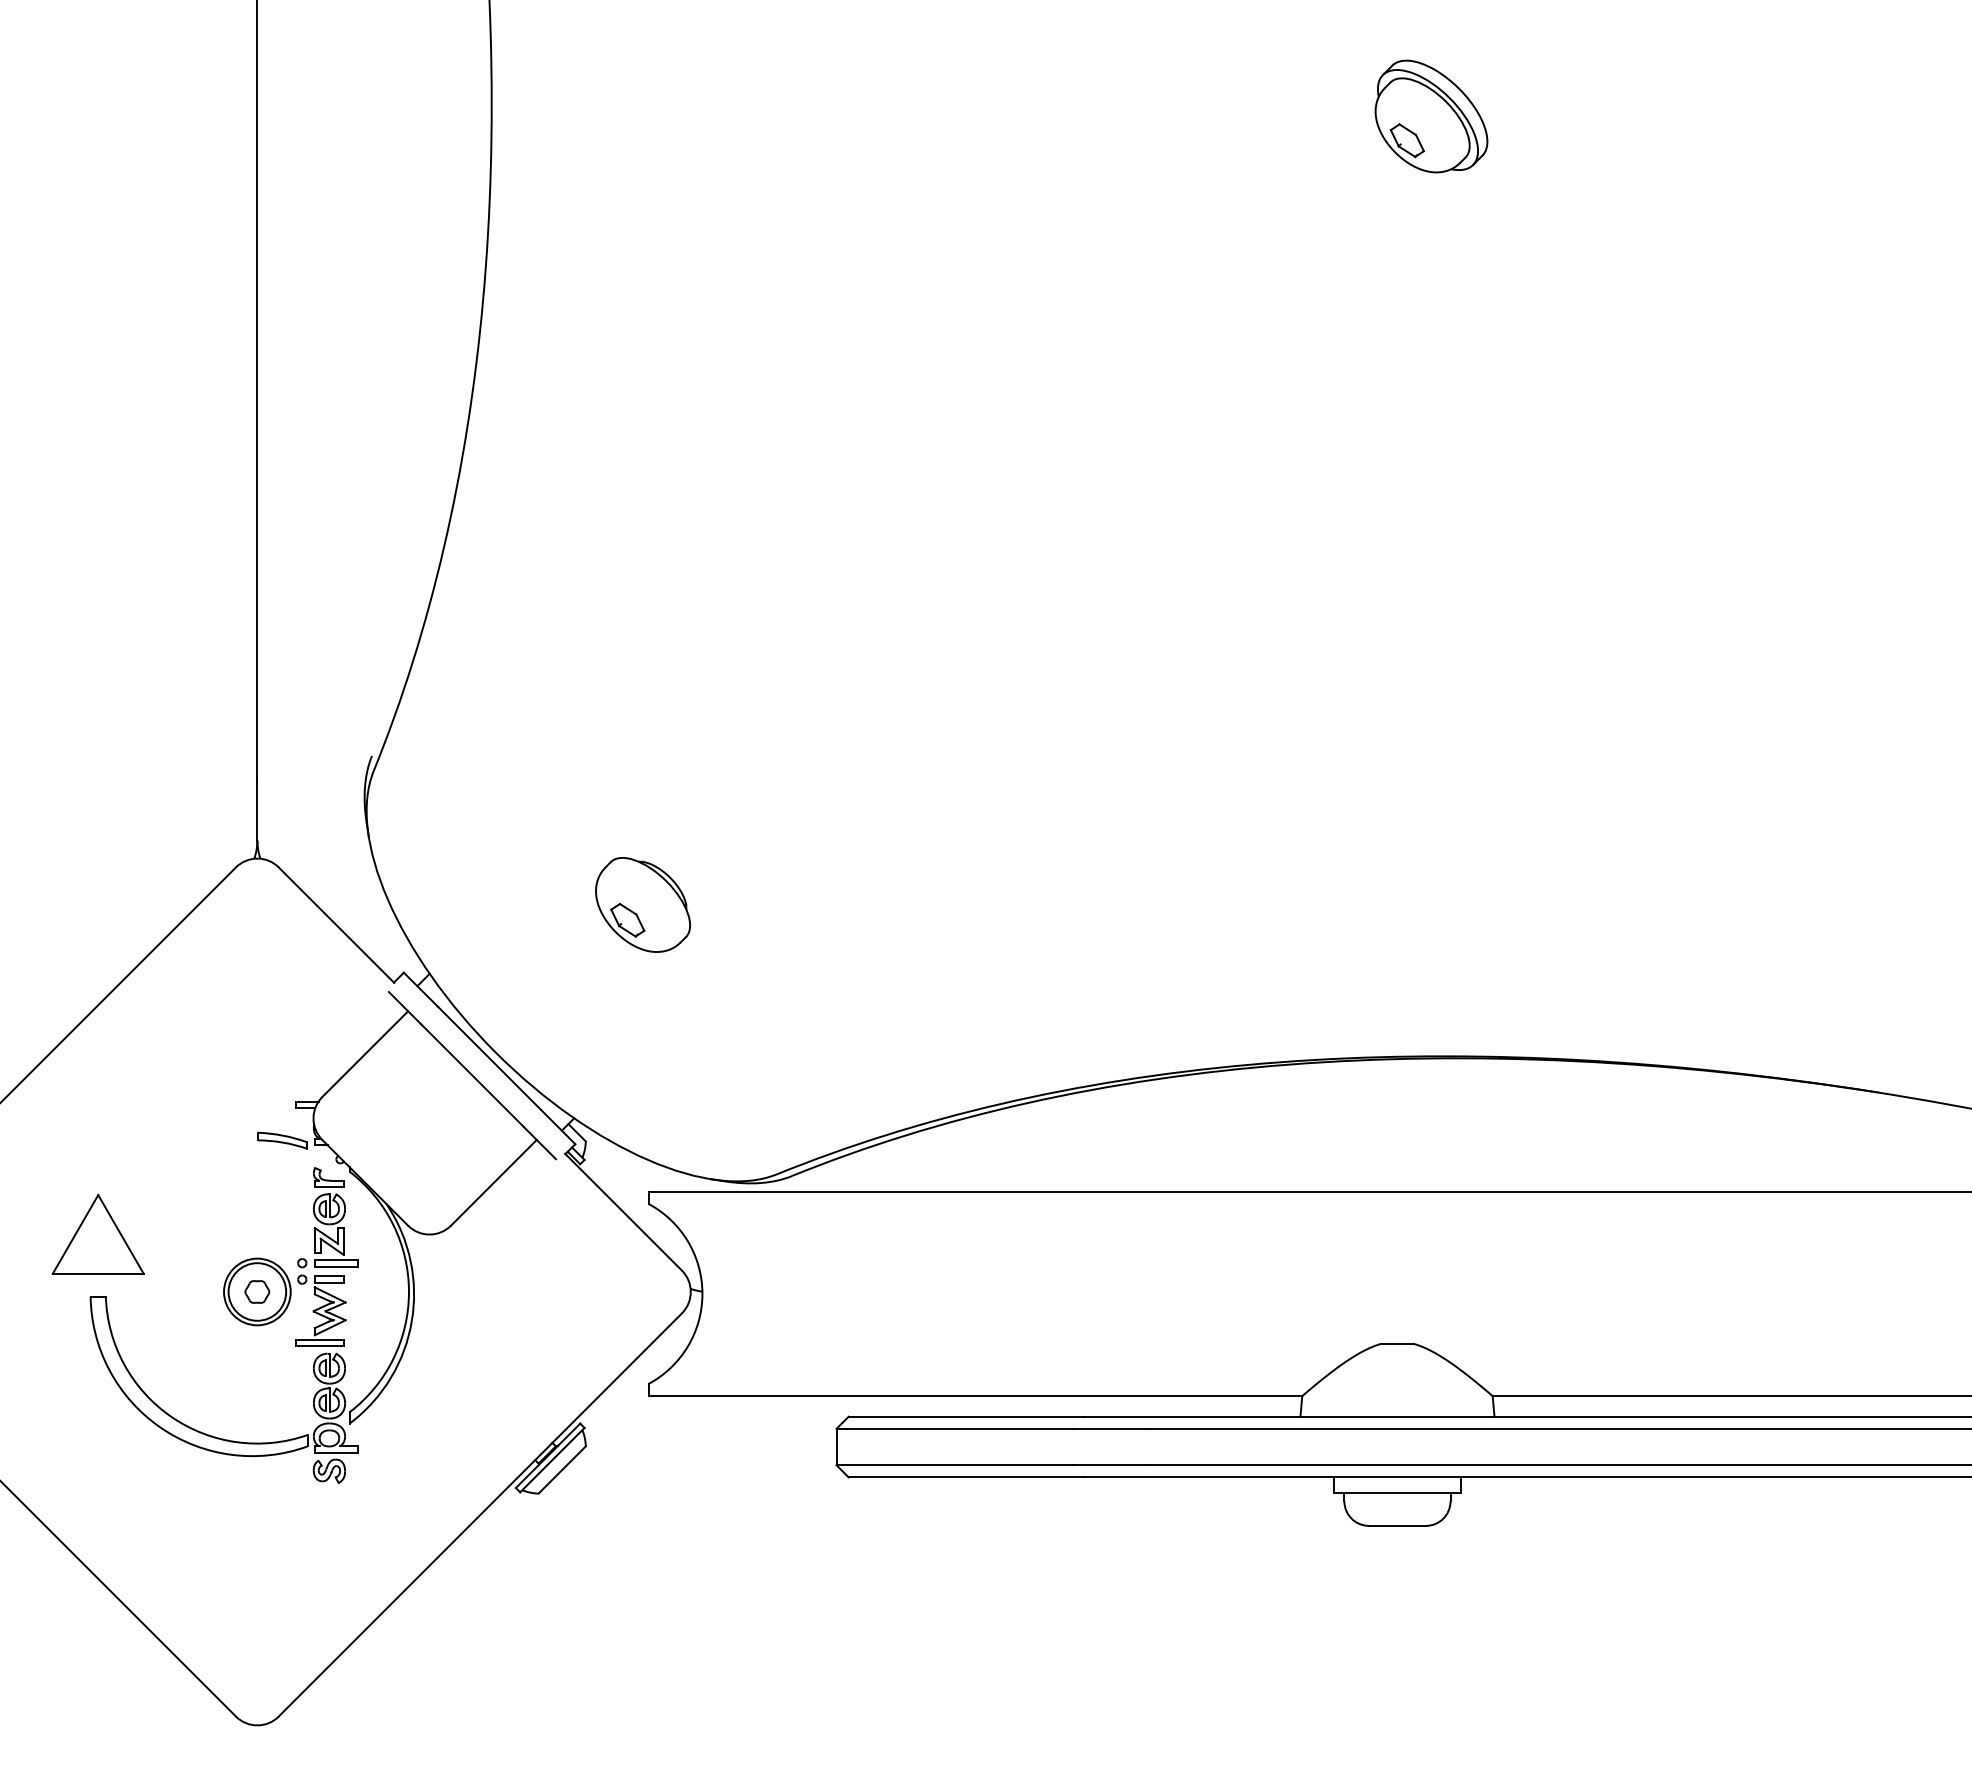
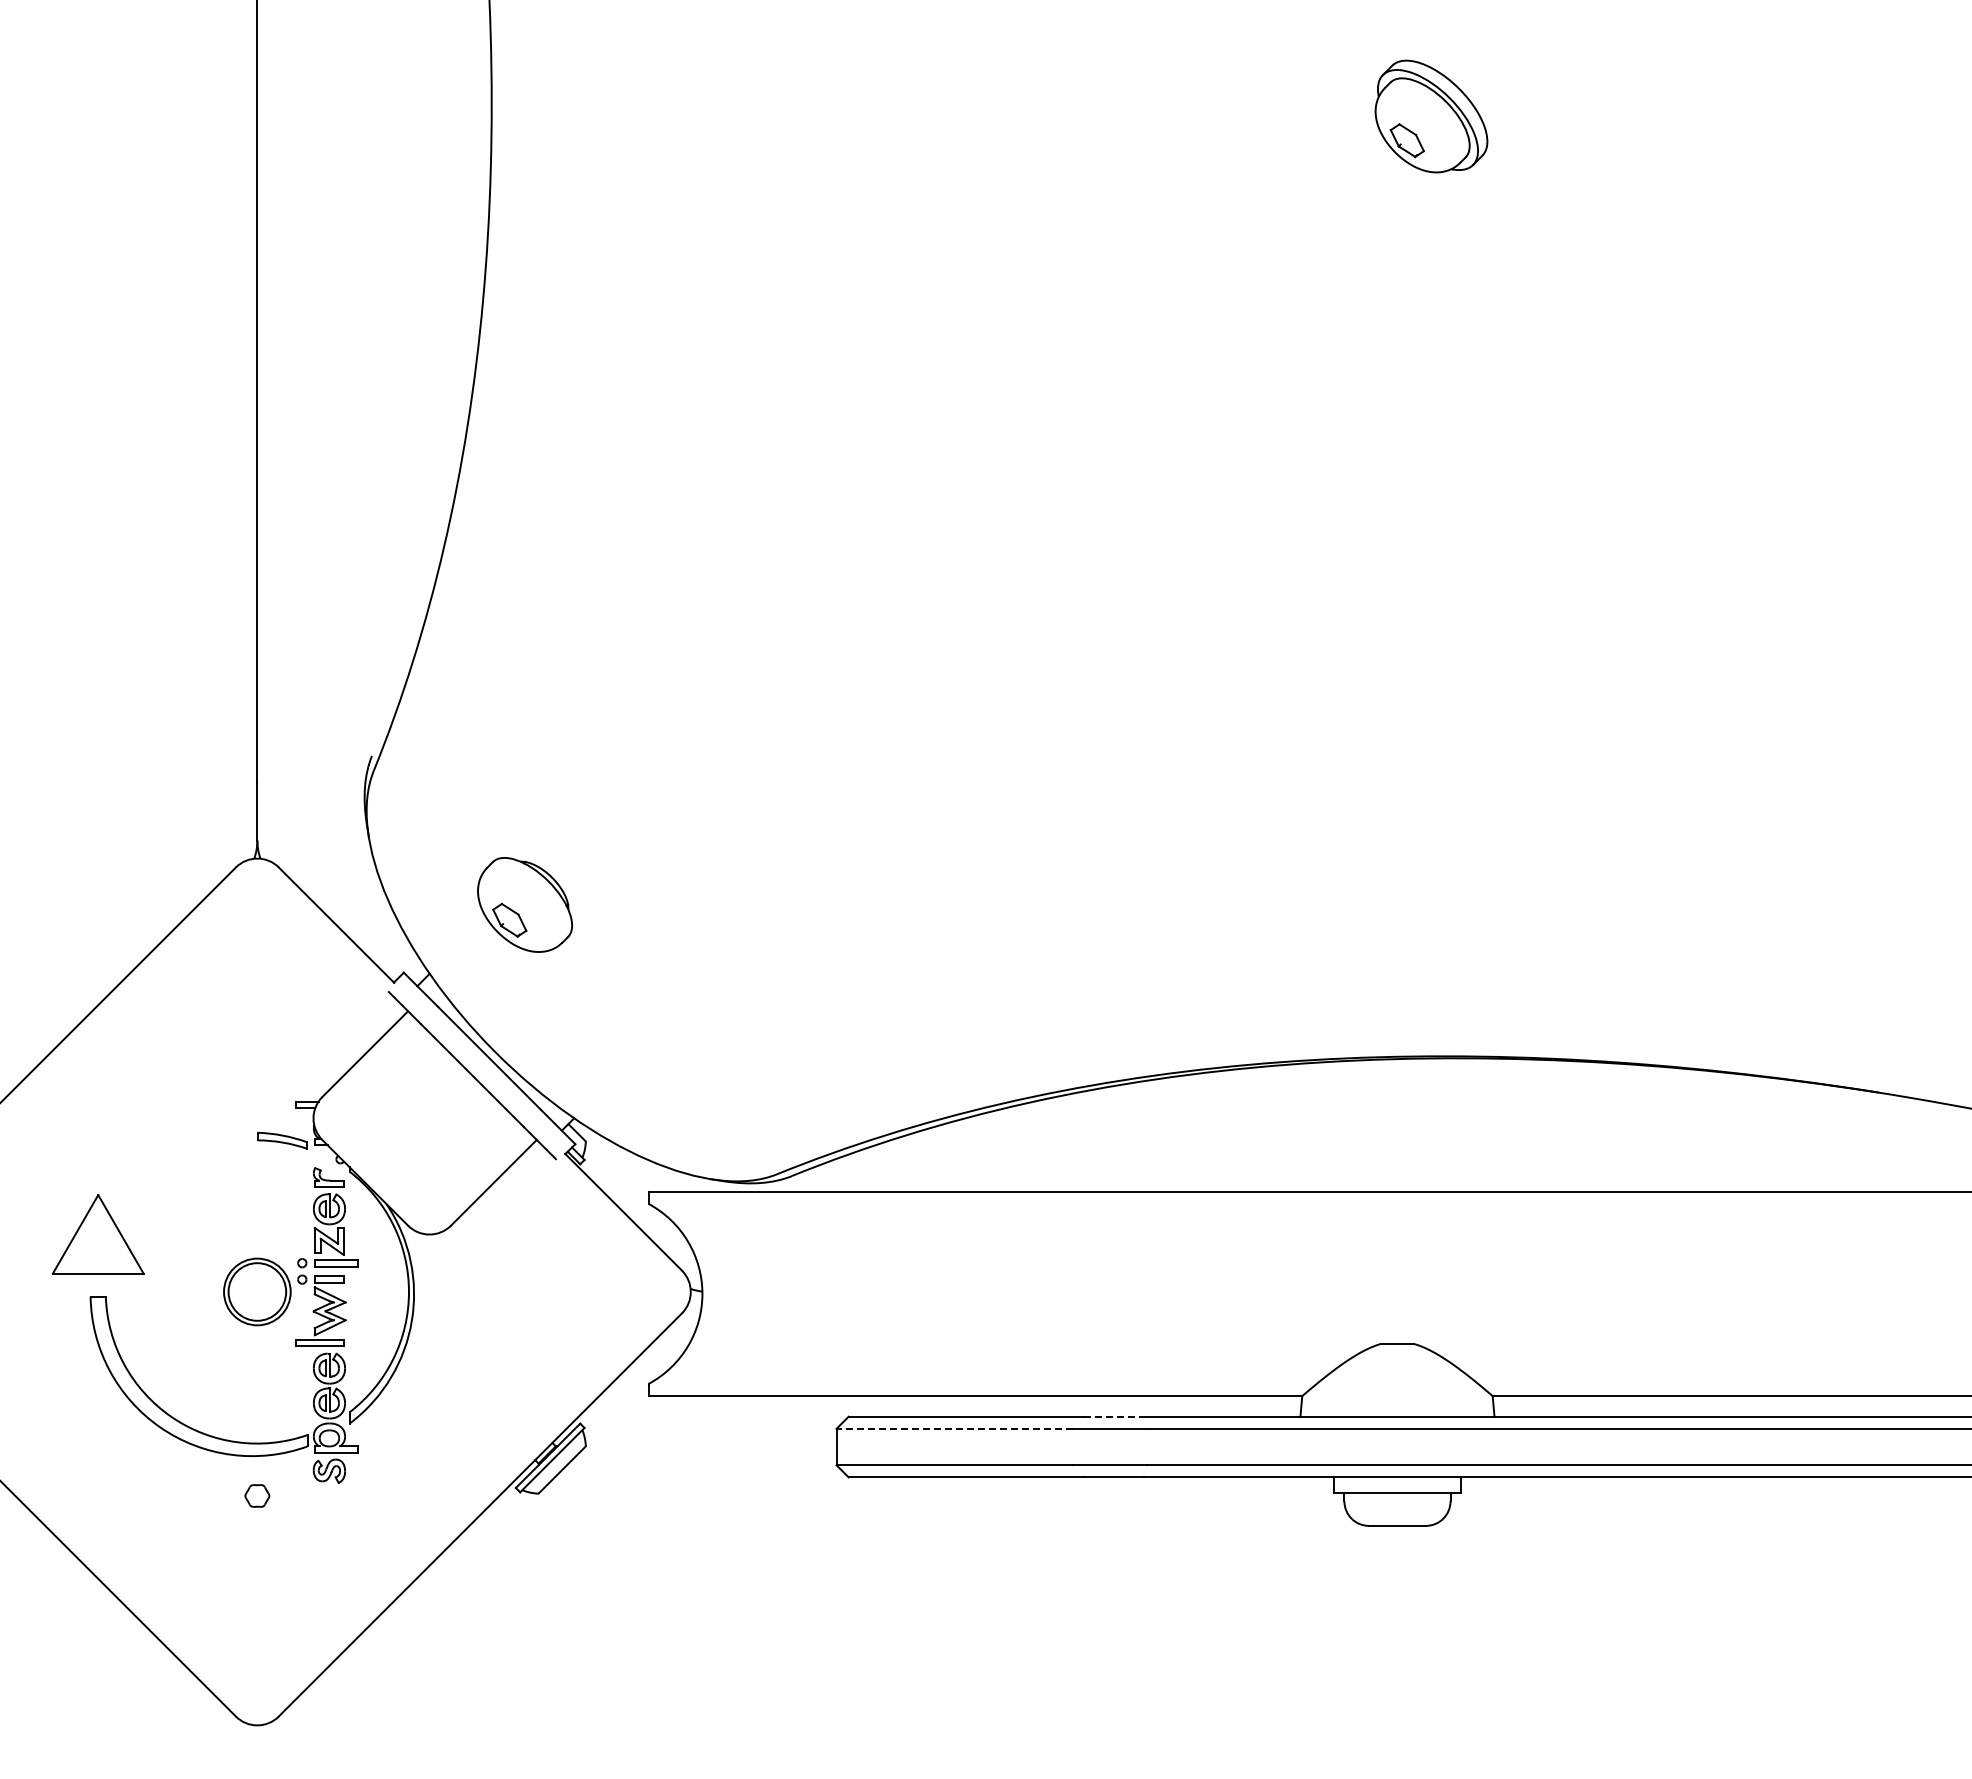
part position: (642, 904) -> (524, 904) (524, 904)
part position: (257, 1291) -> (257, 1495) (257, 1495)
line: solid -> dashed (1113, 1416)
line: solid -> dashed (954, 1428)
